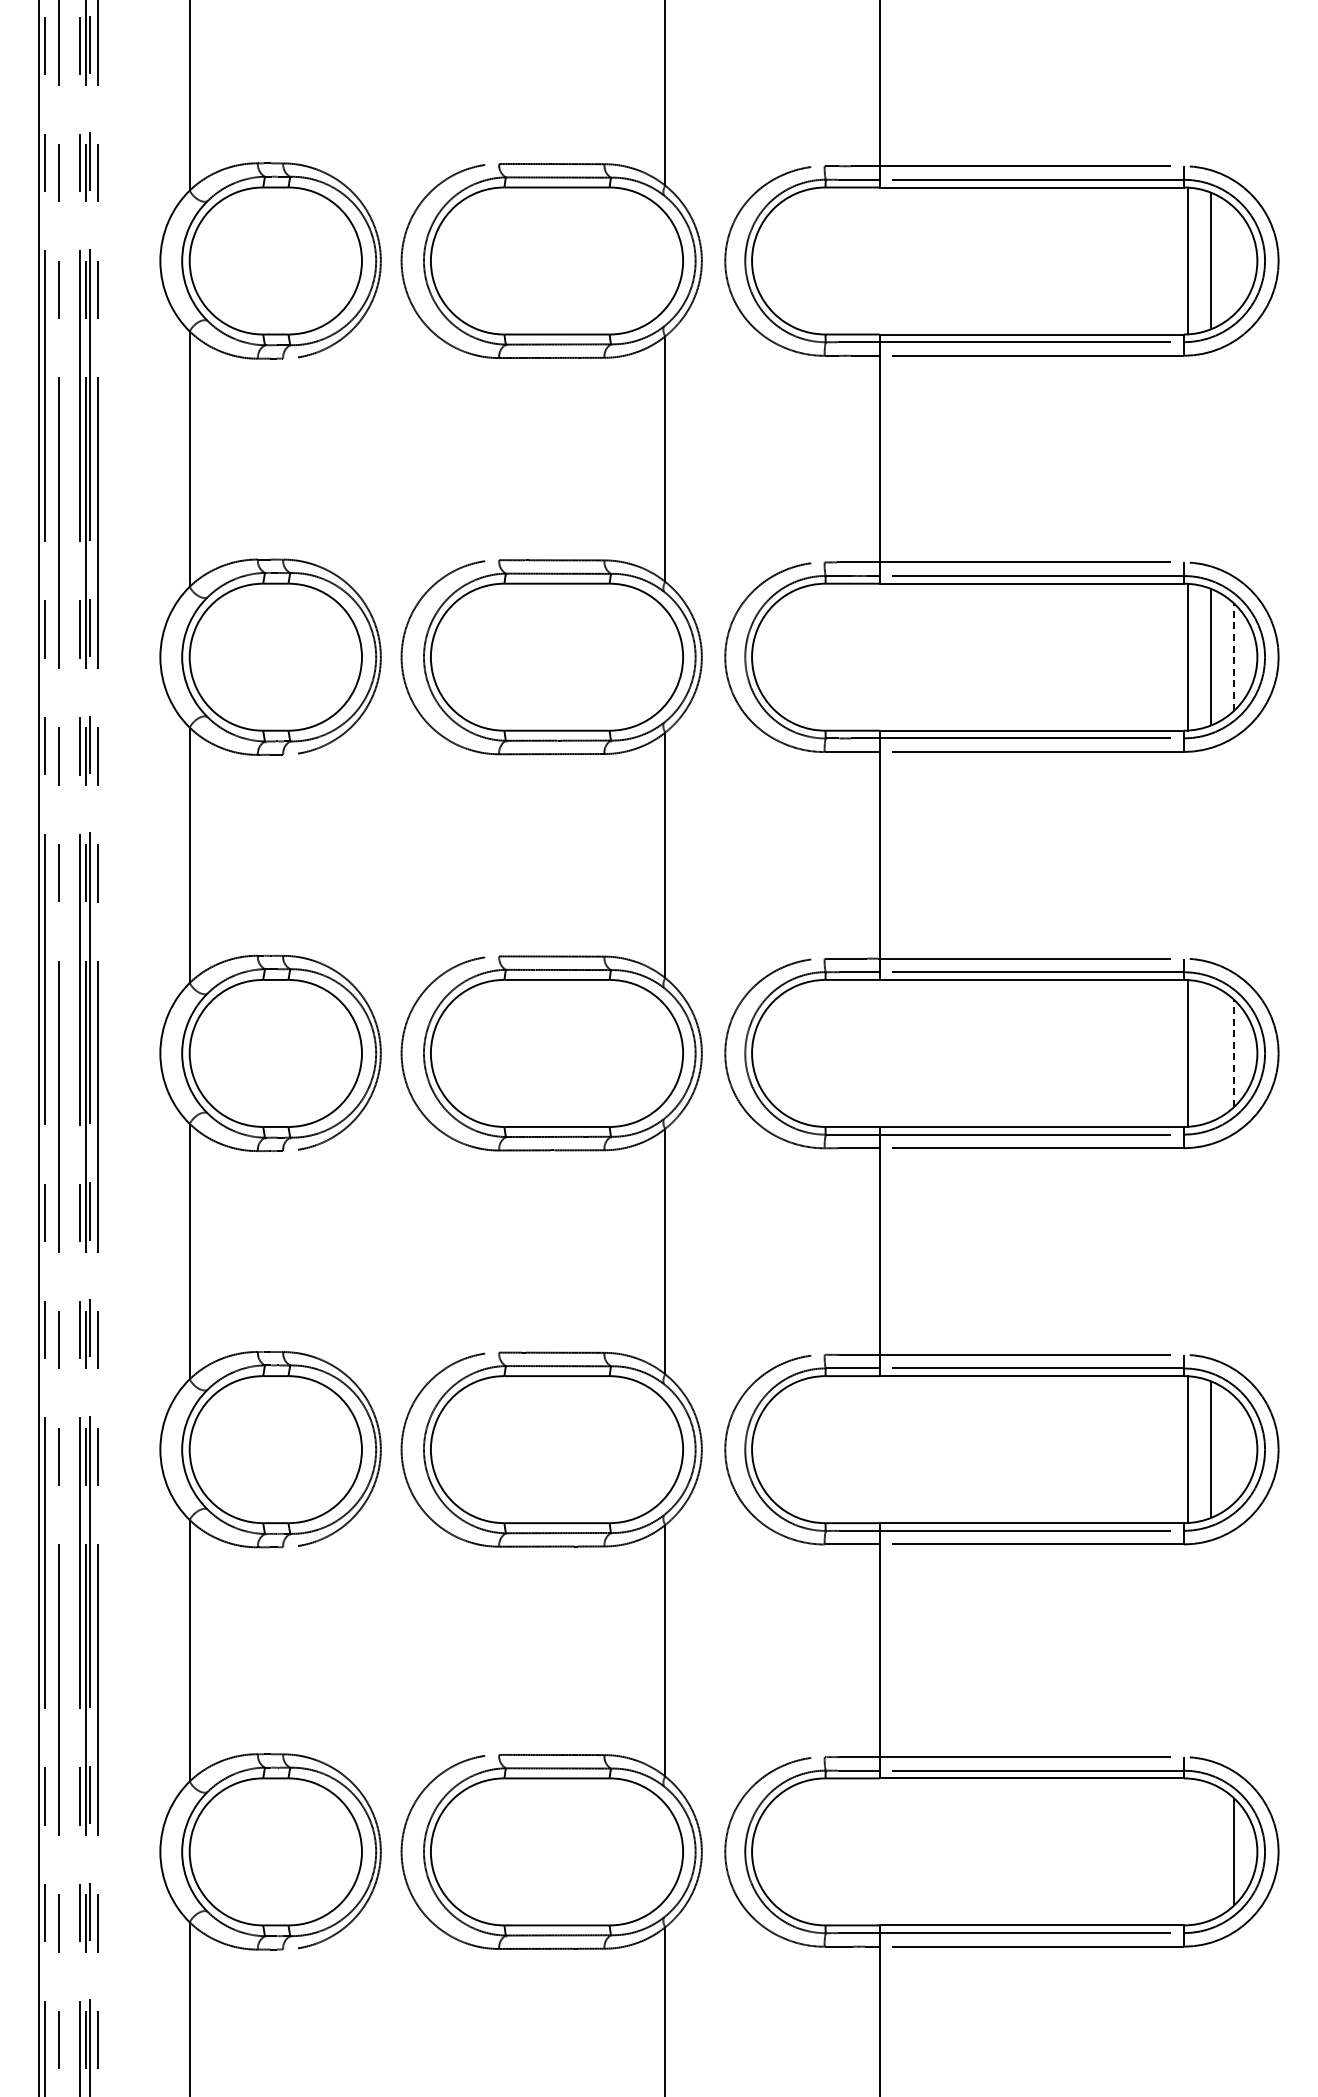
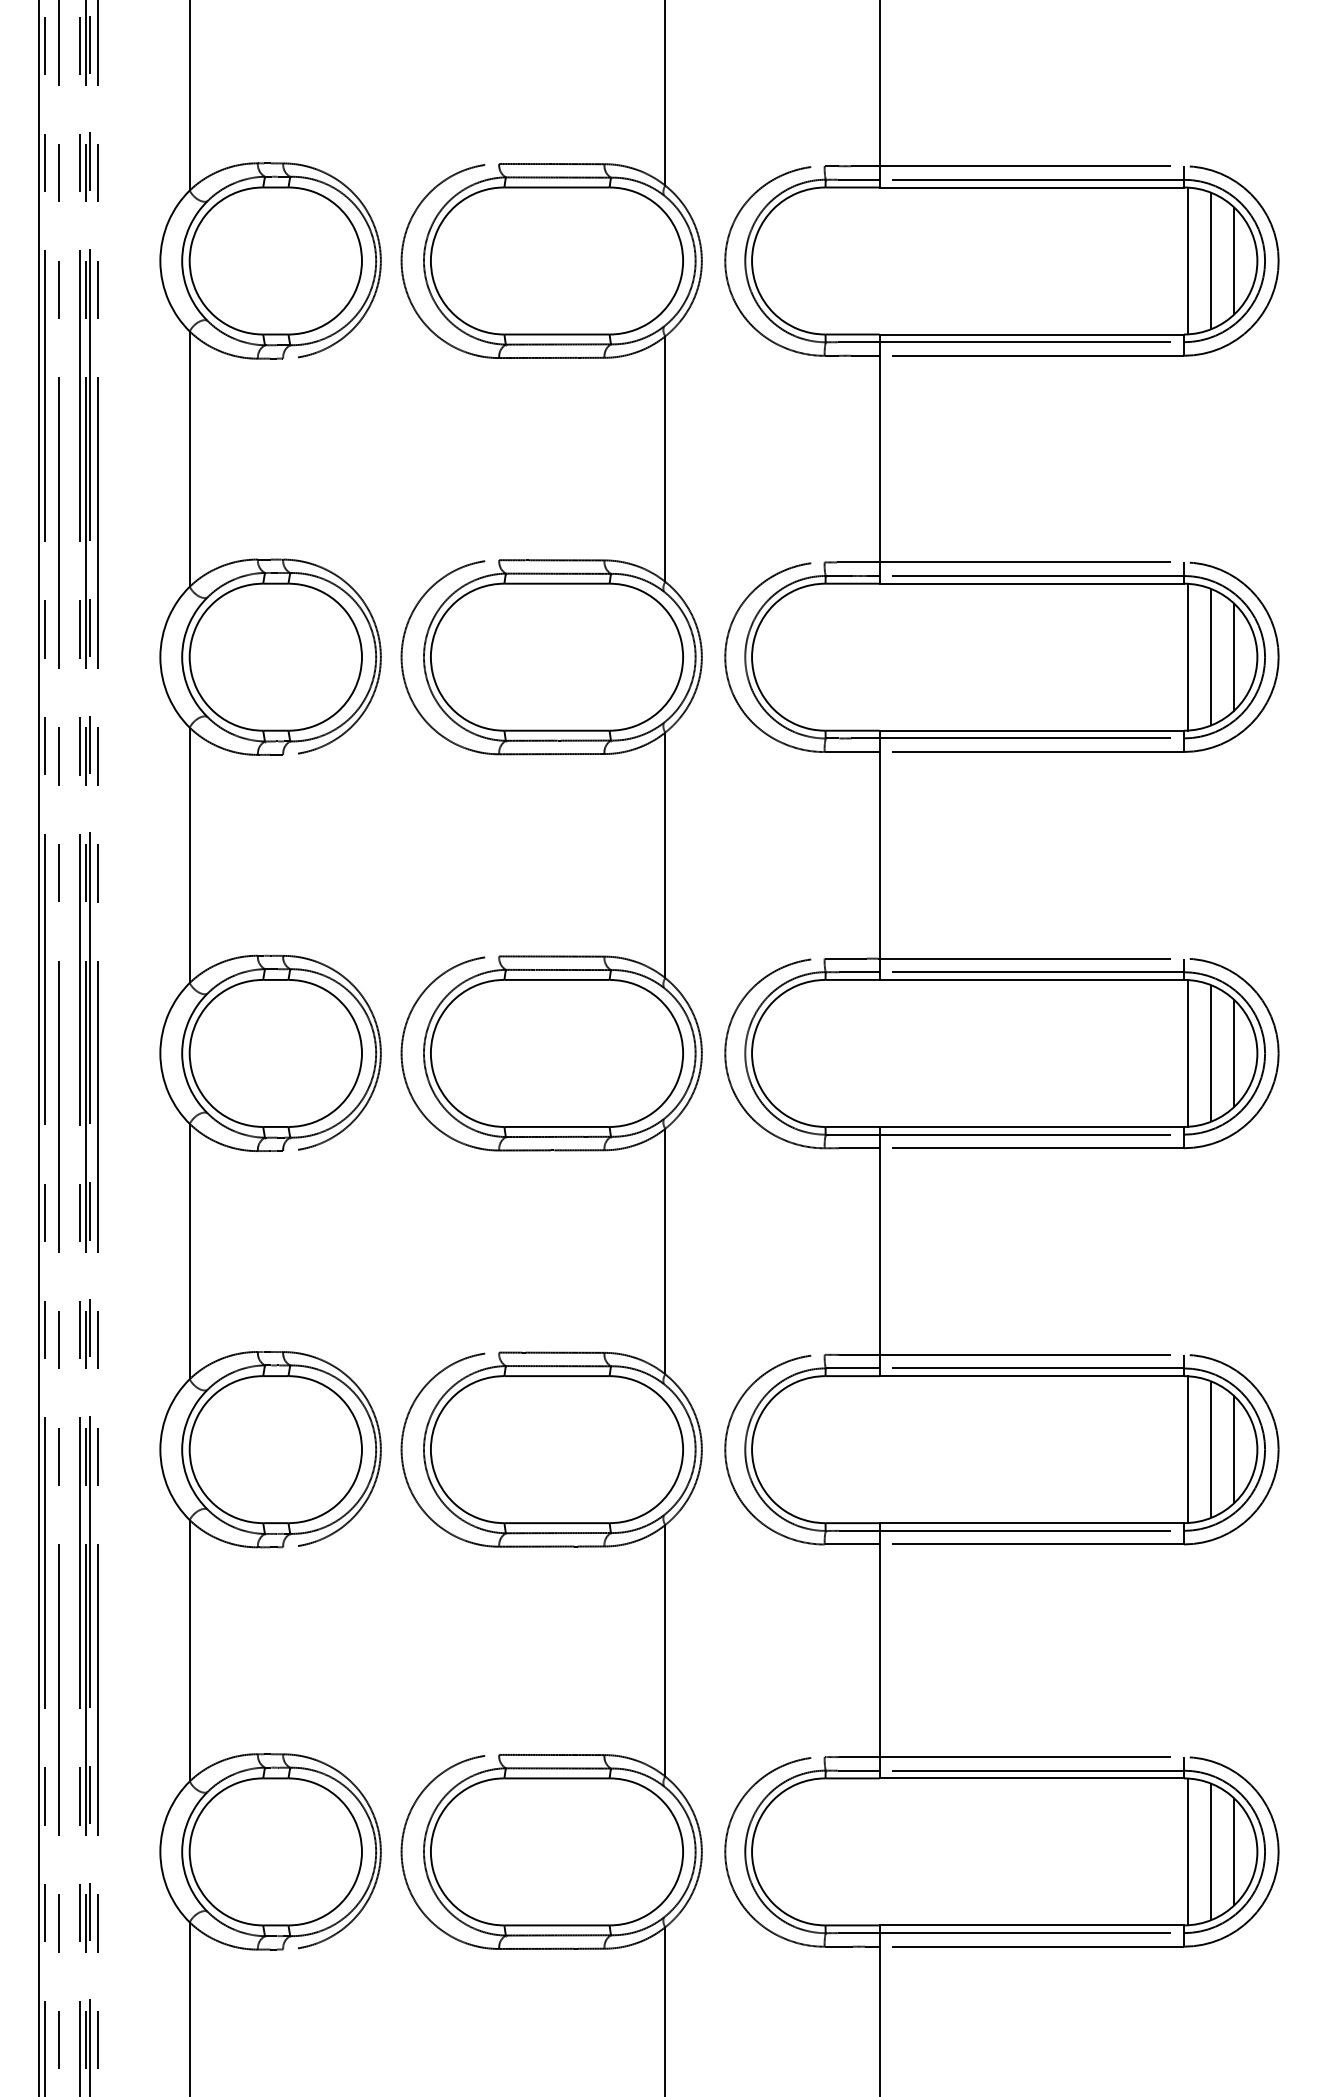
line: none -> present (1234, 260)
line: dashed -> solid (1234, 656)
line: dashed -> solid (1234, 1052)
line: none -> present (1211, 1053)
line: none -> present (1234, 1449)
line: none -> present (1188, 1851)
line: none -> present (1211, 1851)
